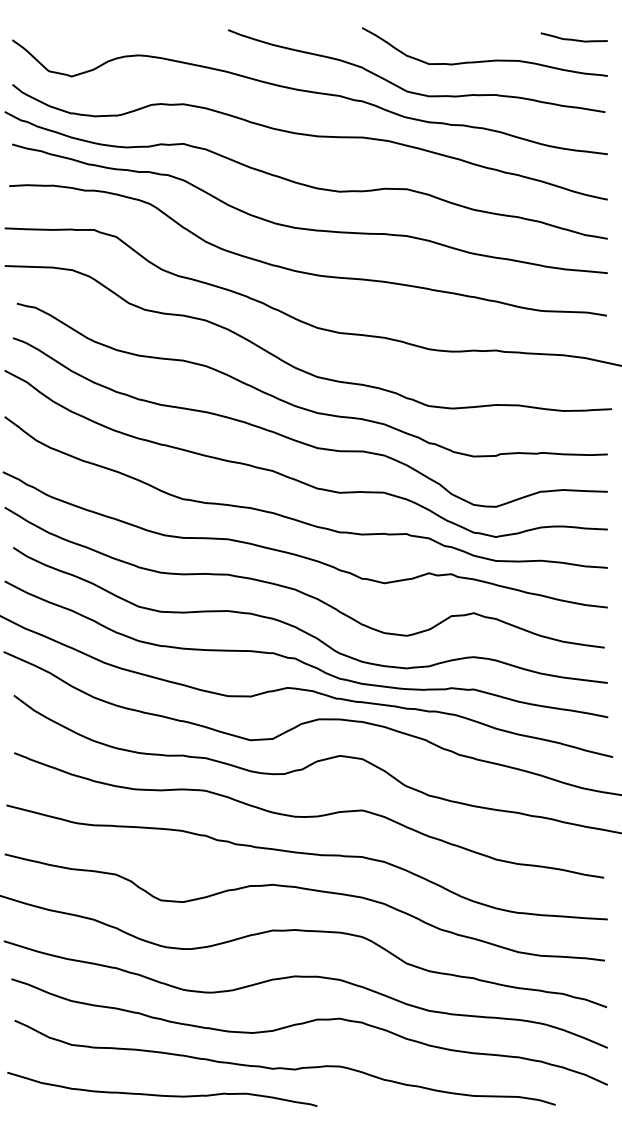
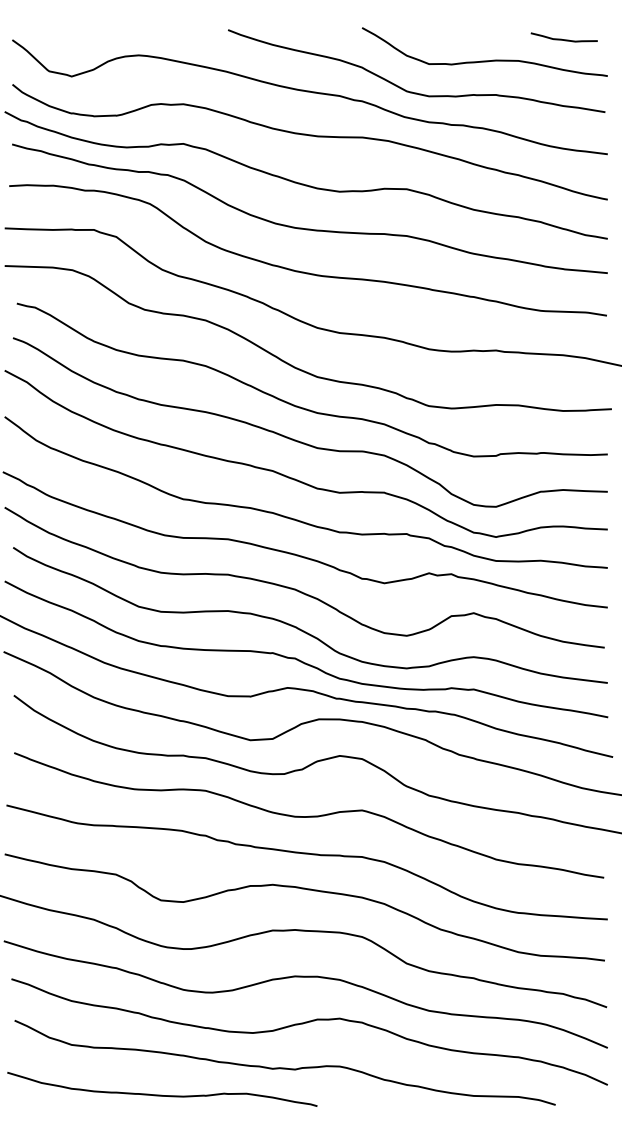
curve position: (573, 39) -> (563, 39) (563, 39)
